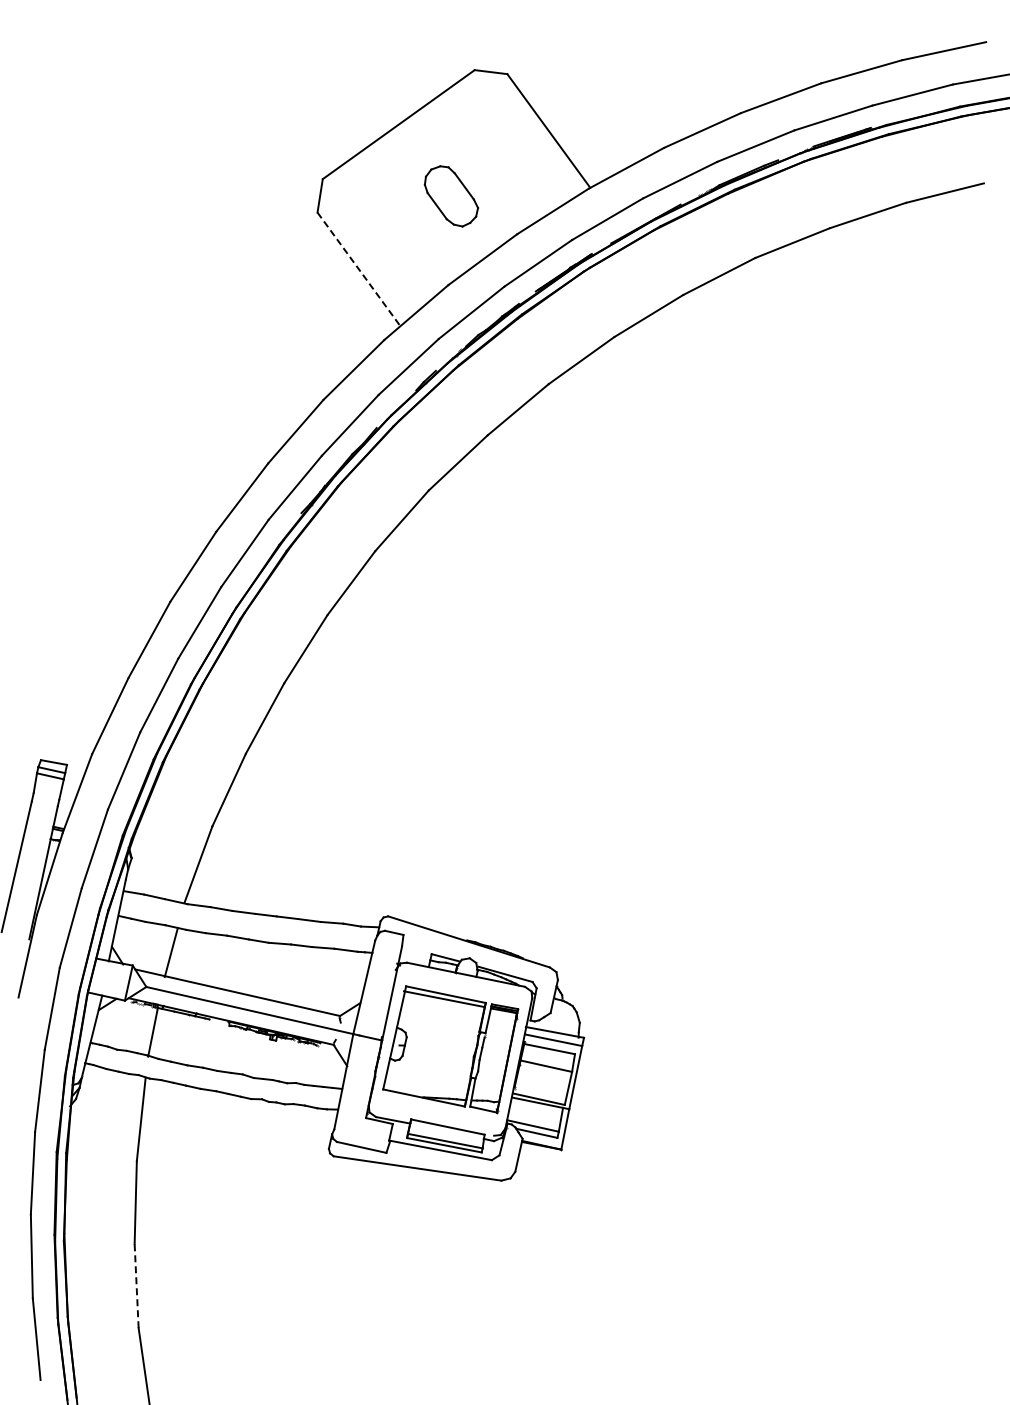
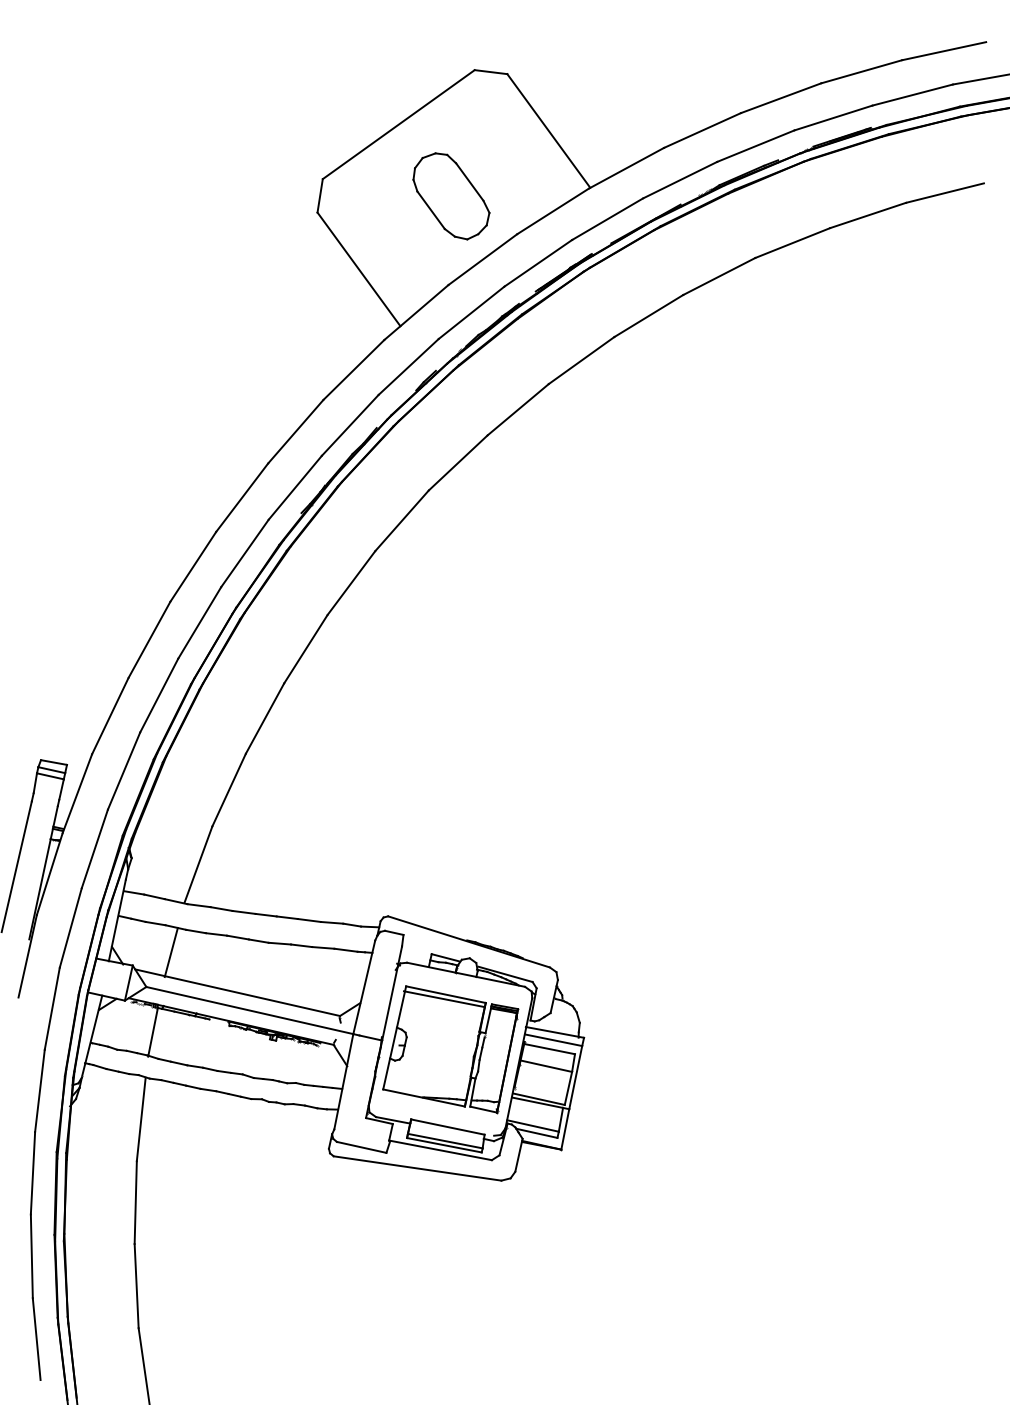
part size: 57x63 px -> 79x89 px (451, 196)
line: dashed -> solid (359, 269)
line: dashed -> solid (136, 1285)
